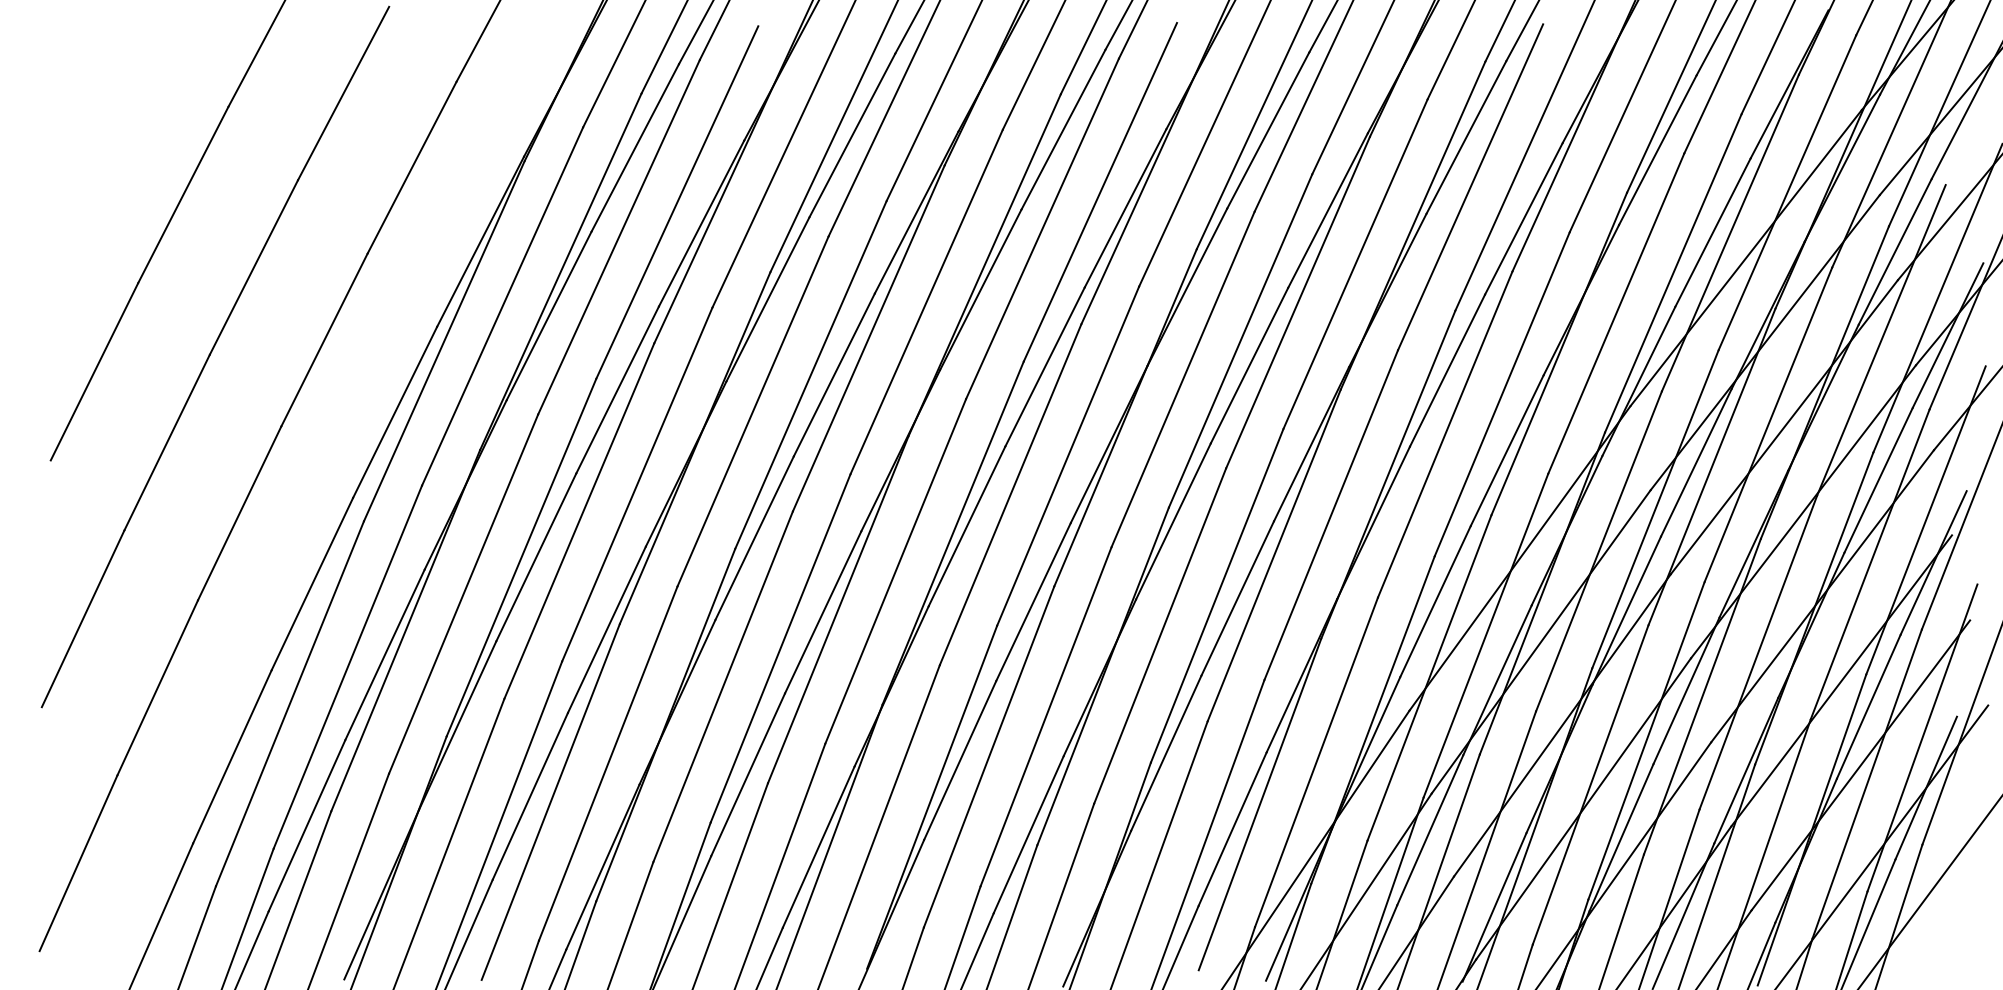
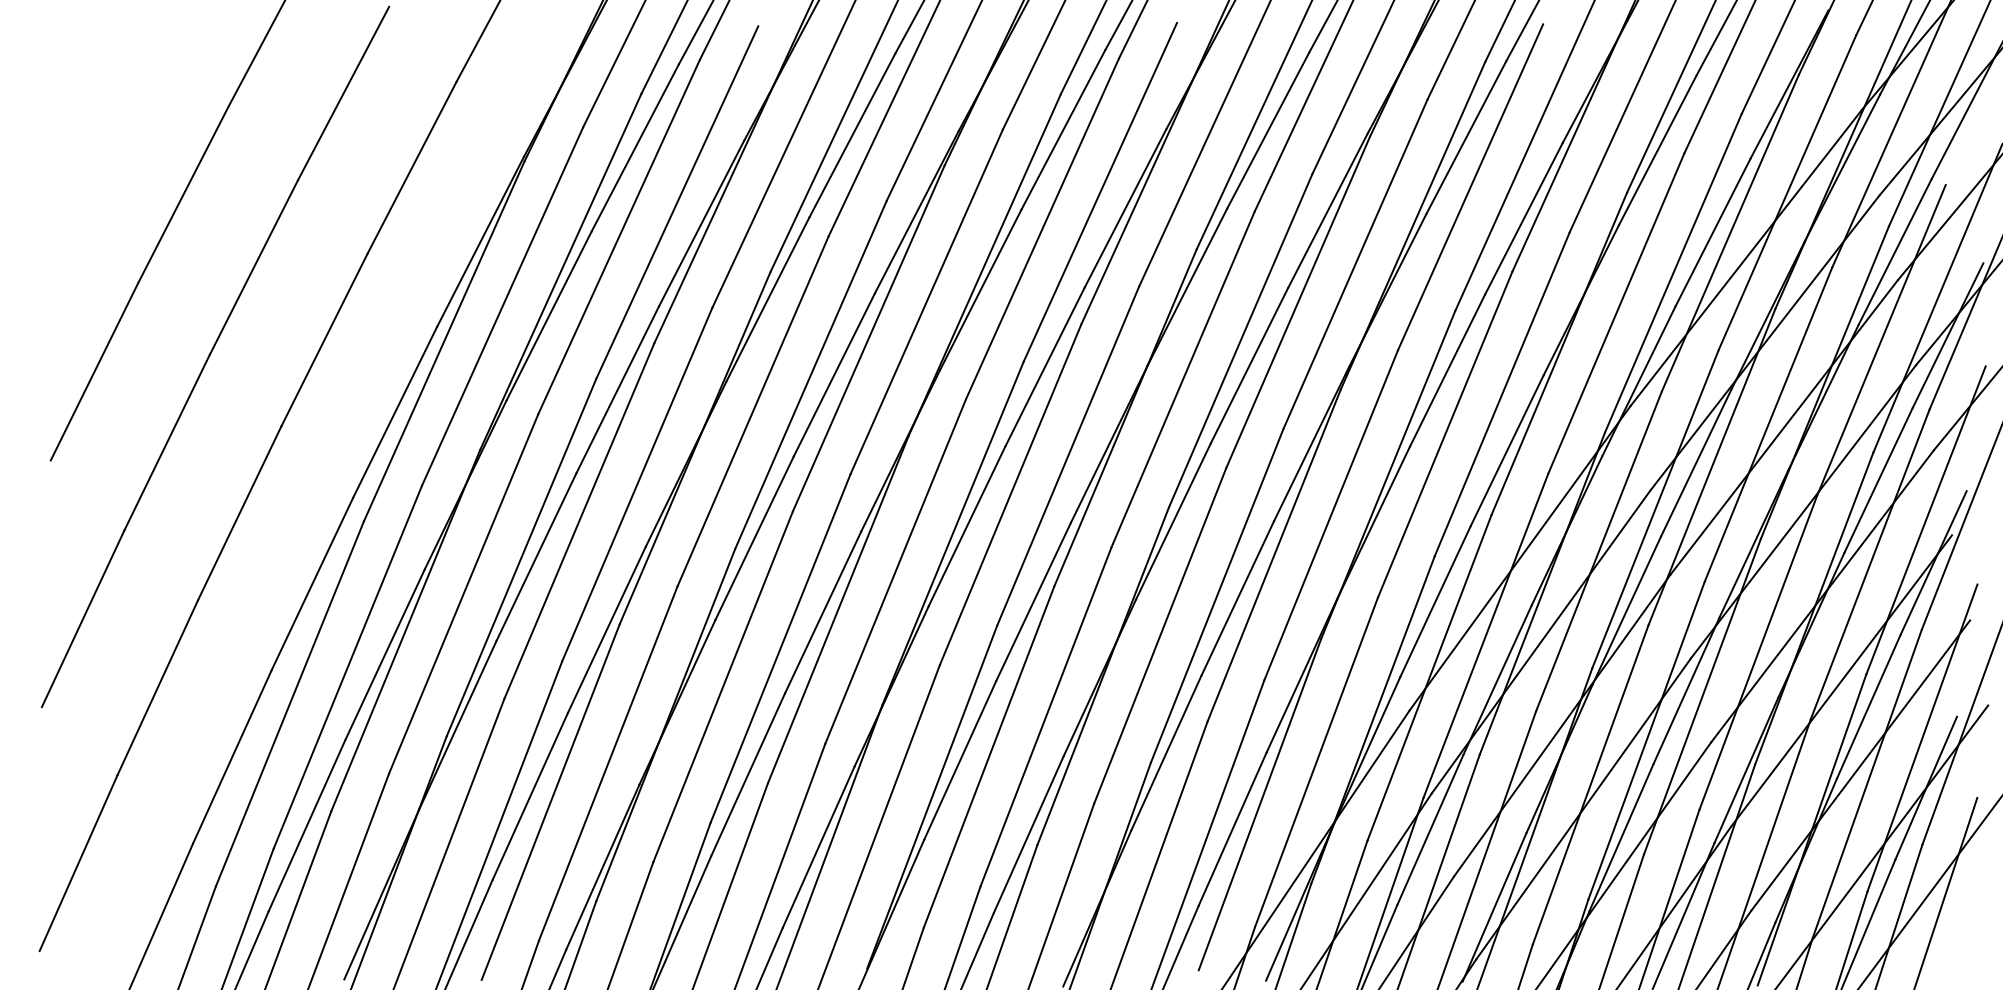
line: none -> present (1946, 891)
